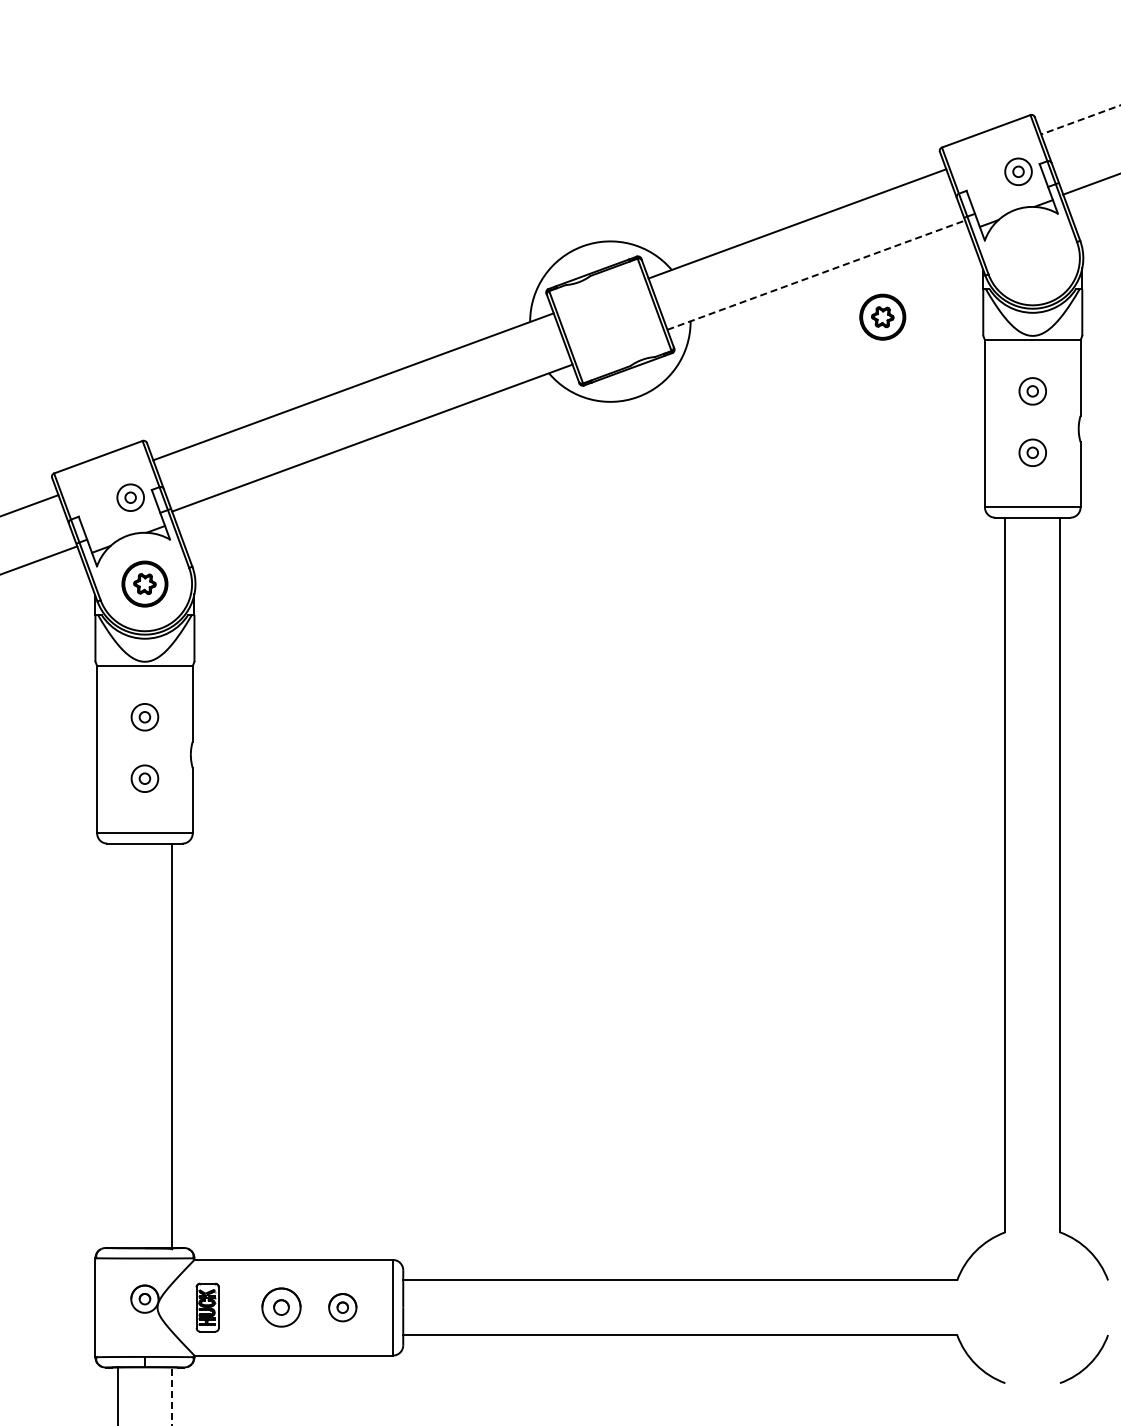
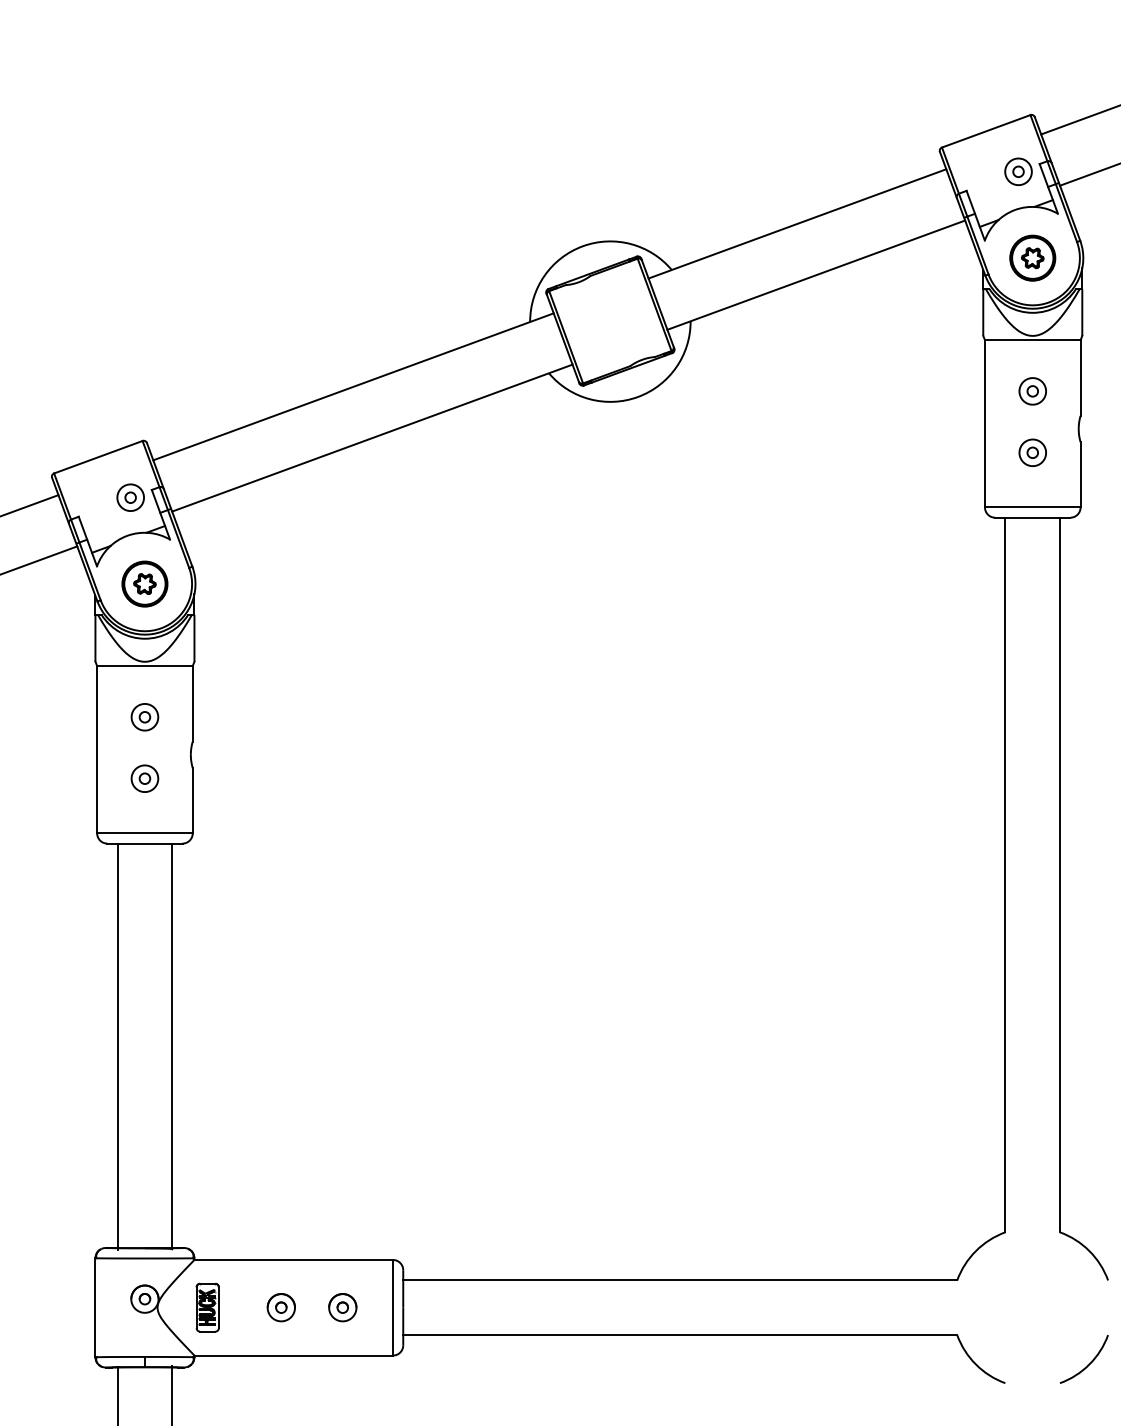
line: dashed -> solid (1080, 120)
line position: (1090, 184) -> (1088, 174) (1088, 174)
line: dashed -> solid (816, 275)
part position: (882, 316) -> (1032, 257) (1032, 257)
line: none -> present (117, 1046)
part size: 41x41 px -> 30x30 px (280, 1307)
line: dashed -> solid (172, 1395)
